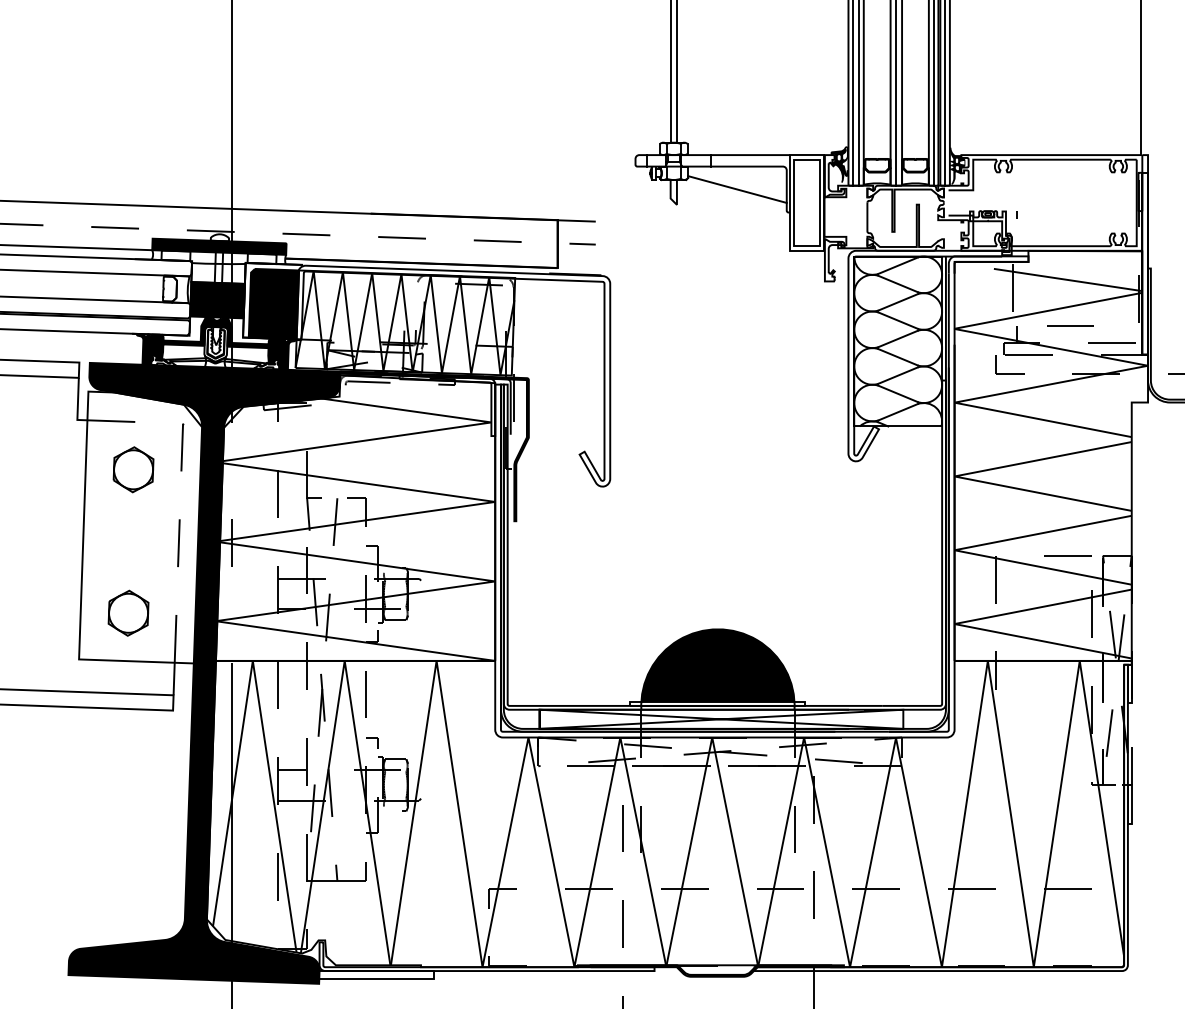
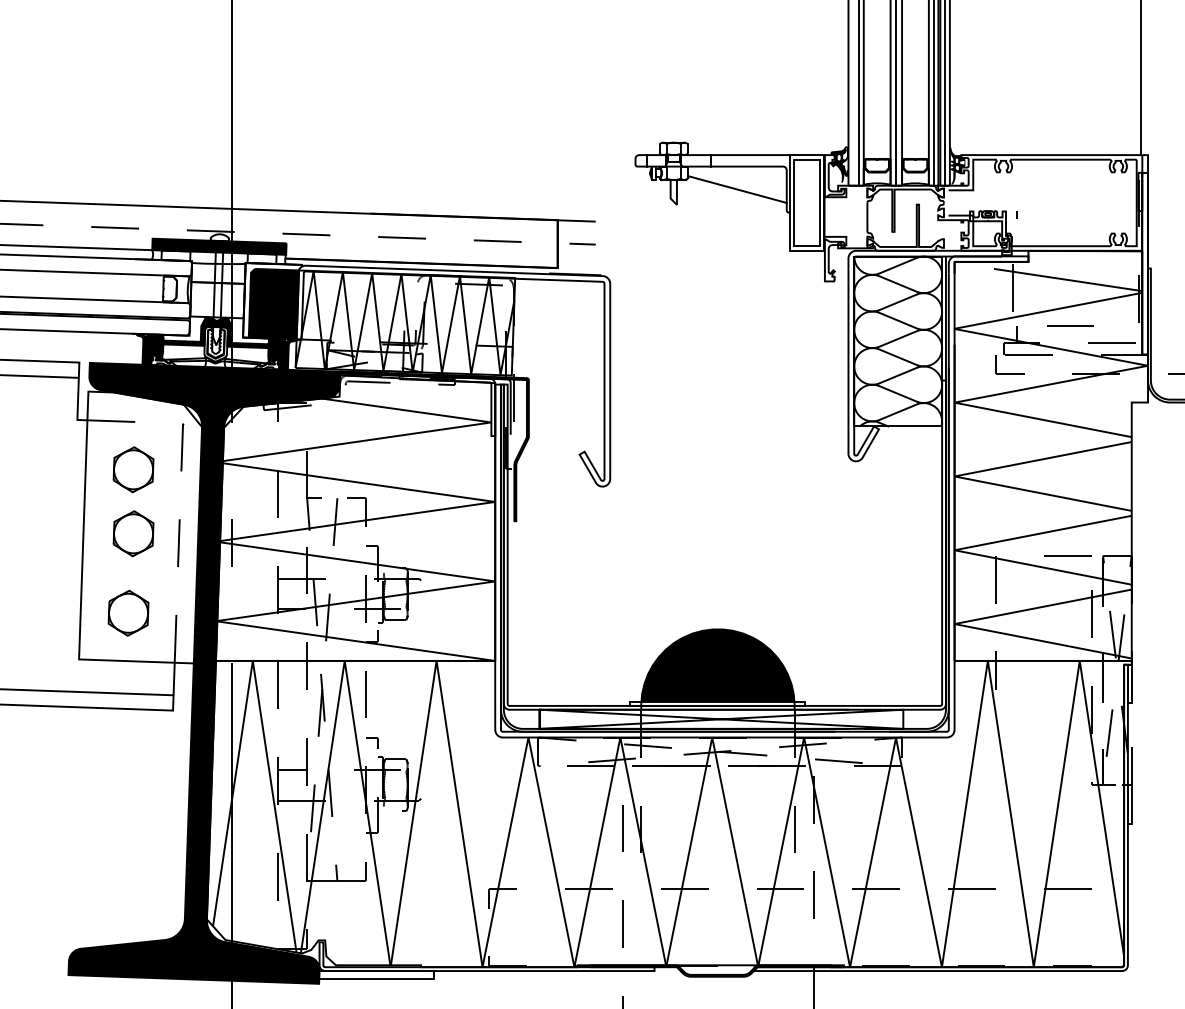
line: present -> none (670, 72)
line: present -> none (676, 72)
line: present -> none (853, 93)
fill: present -> none (217, 300)
part: none -> present (133, 533)
